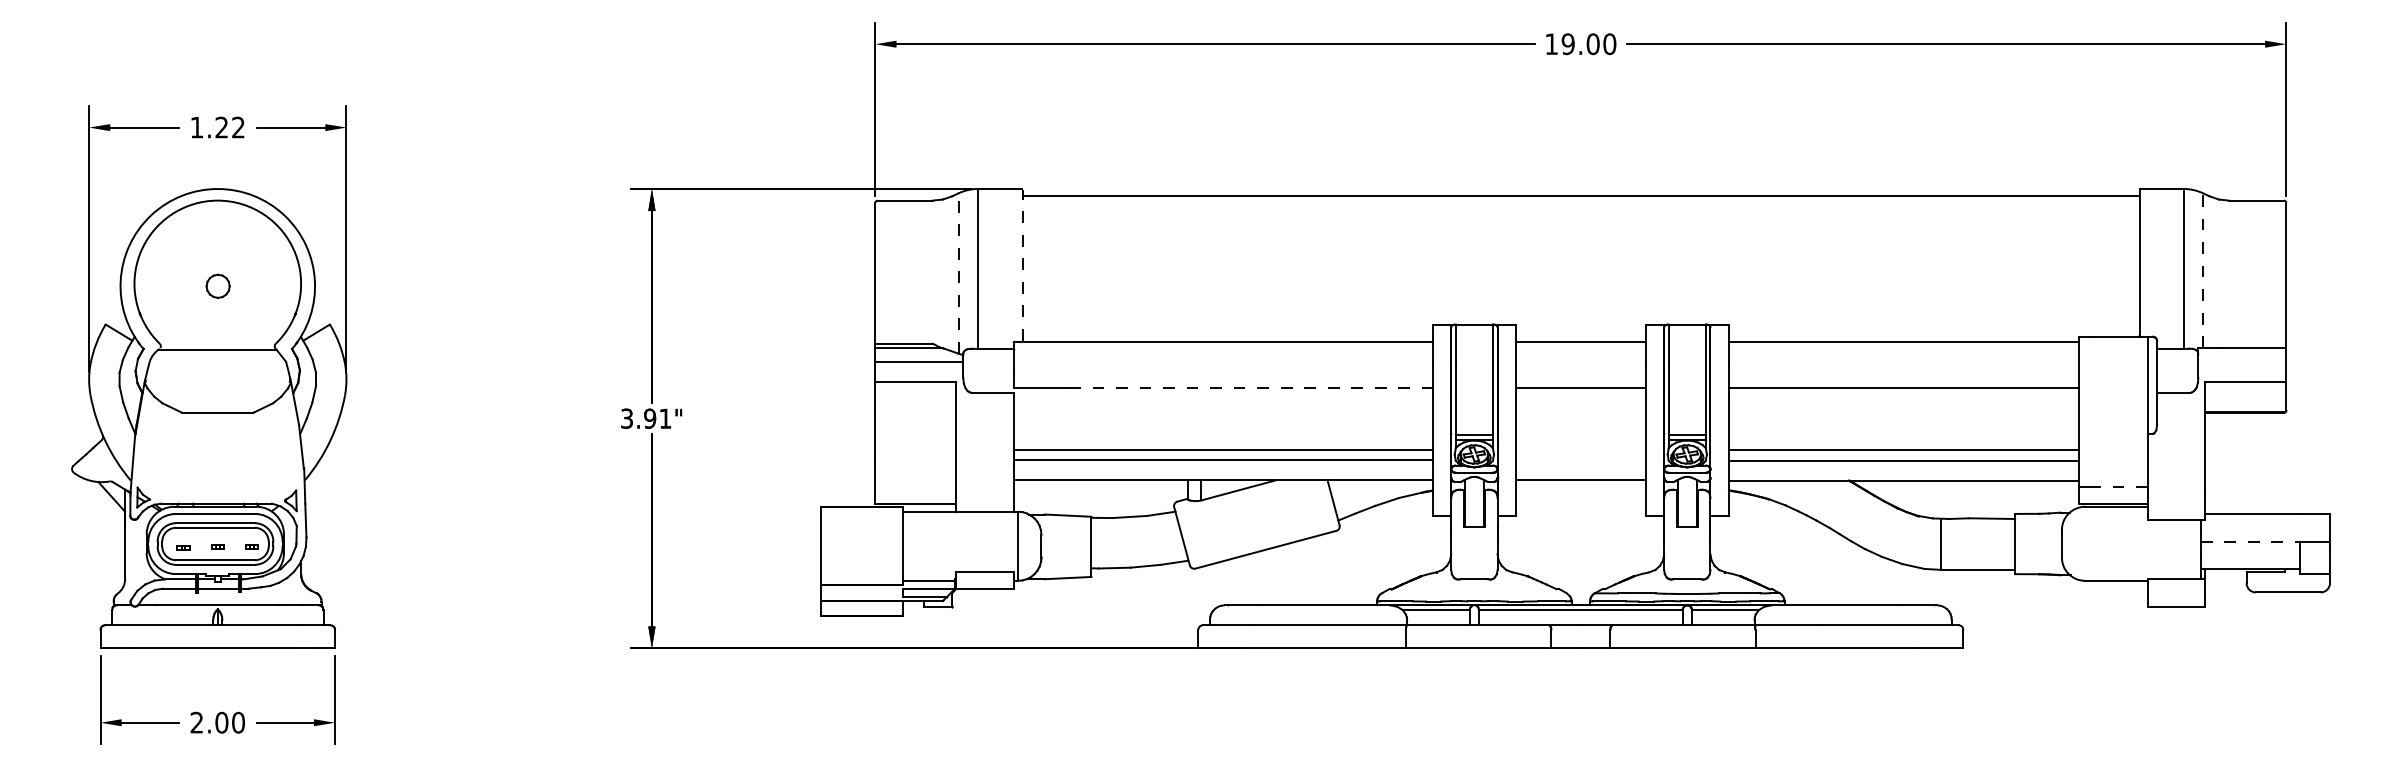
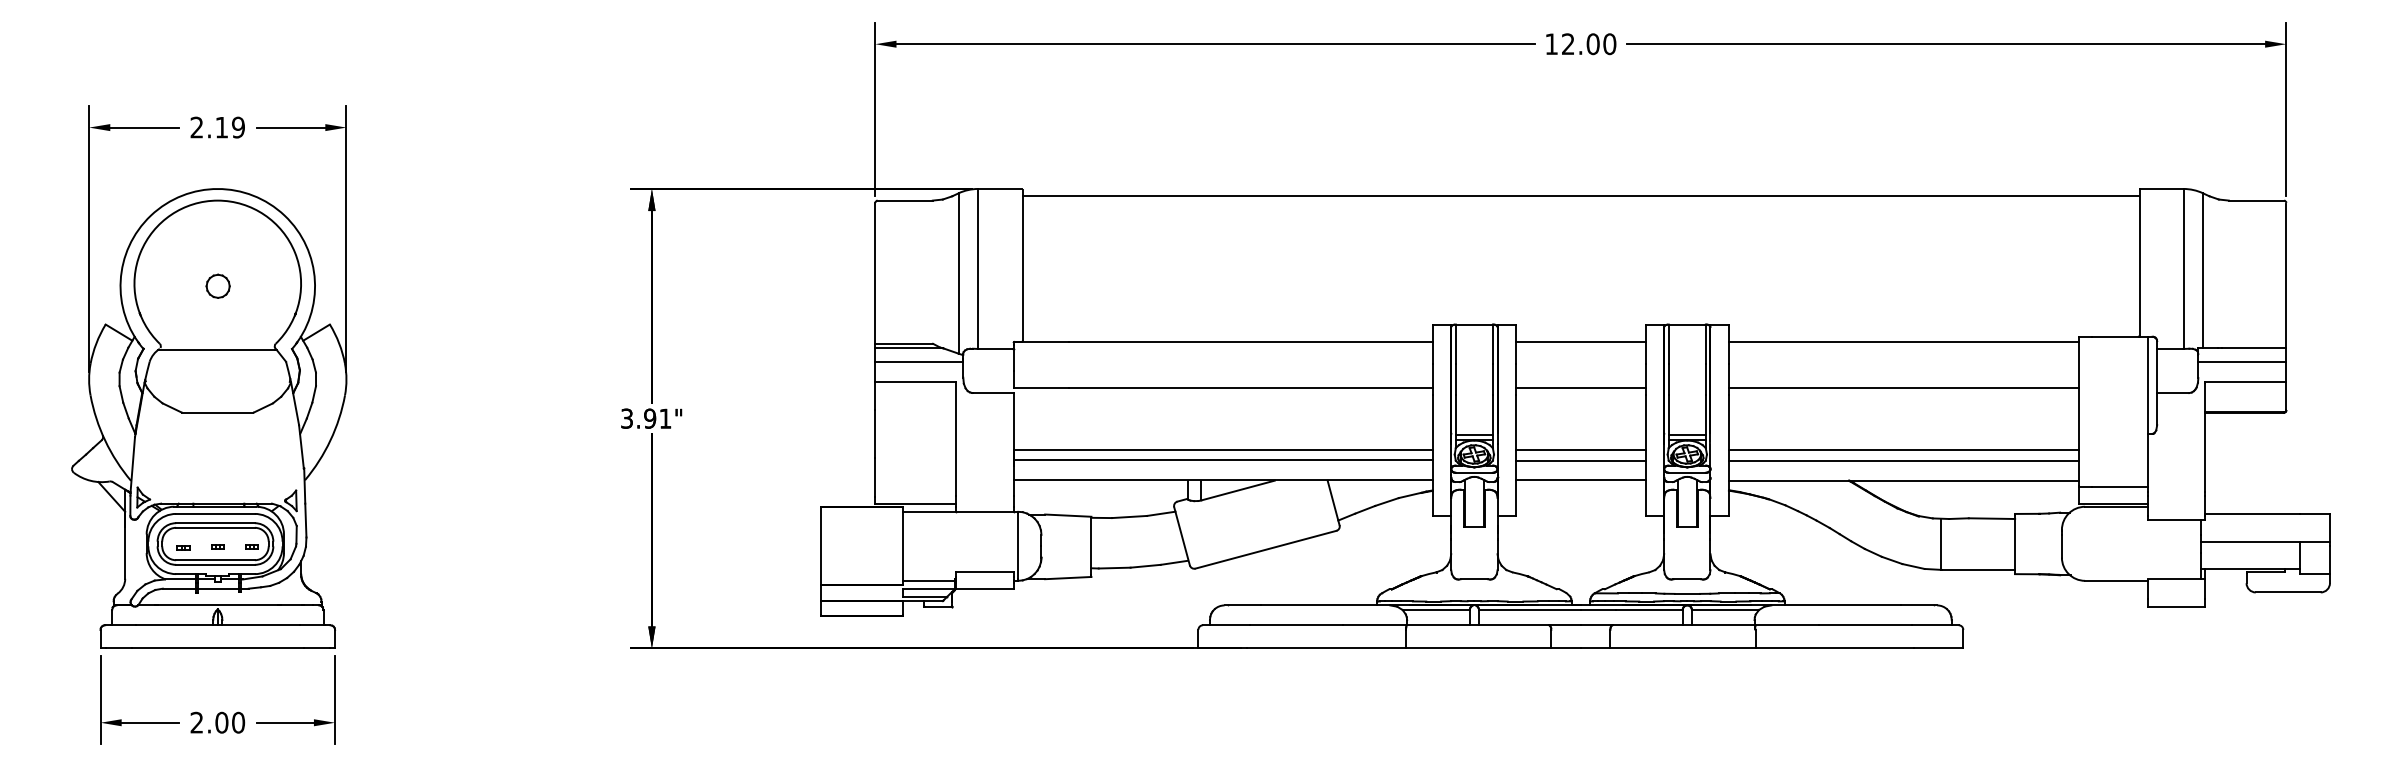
text: 19.00 -> 12.00 (1567, 44)
text: 1.22 -> 2.19 (217, 127)
line: dashed -> solid (1023, 265)
line: dashed -> solid (2203, 270)
line: dashed -> solid (958, 273)
line: none -> present (2242, 361)
line: dashed -> solid (1250, 388)
line: none -> present (1580, 450)
line: none -> present (1580, 461)
line: dashed -> solid (2120, 487)
line: dashed -> solid (2250, 541)
